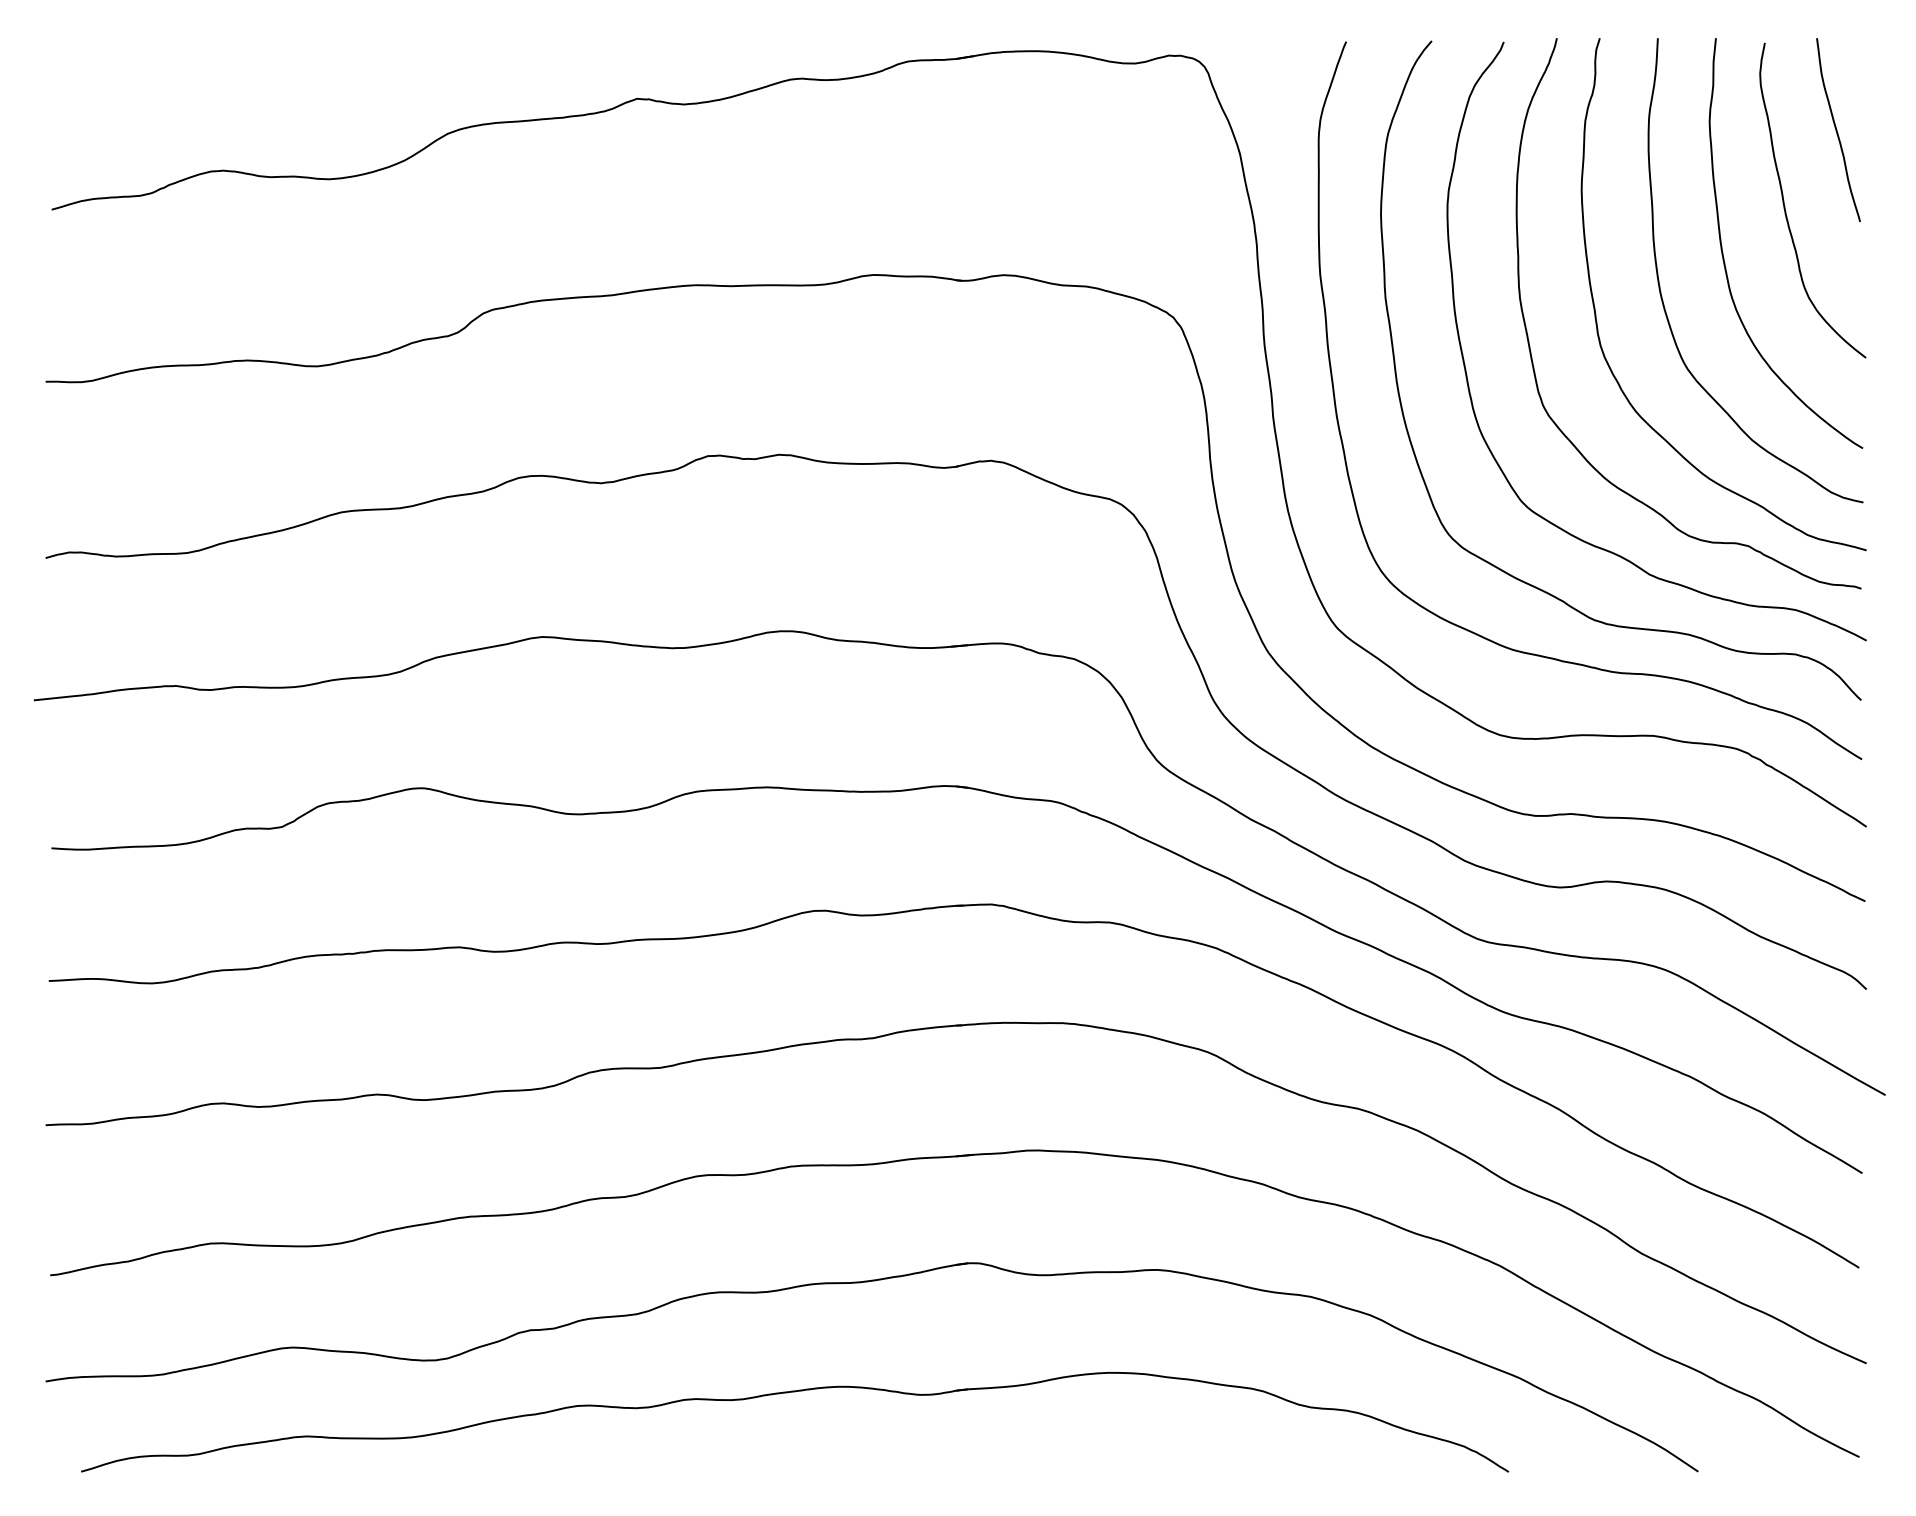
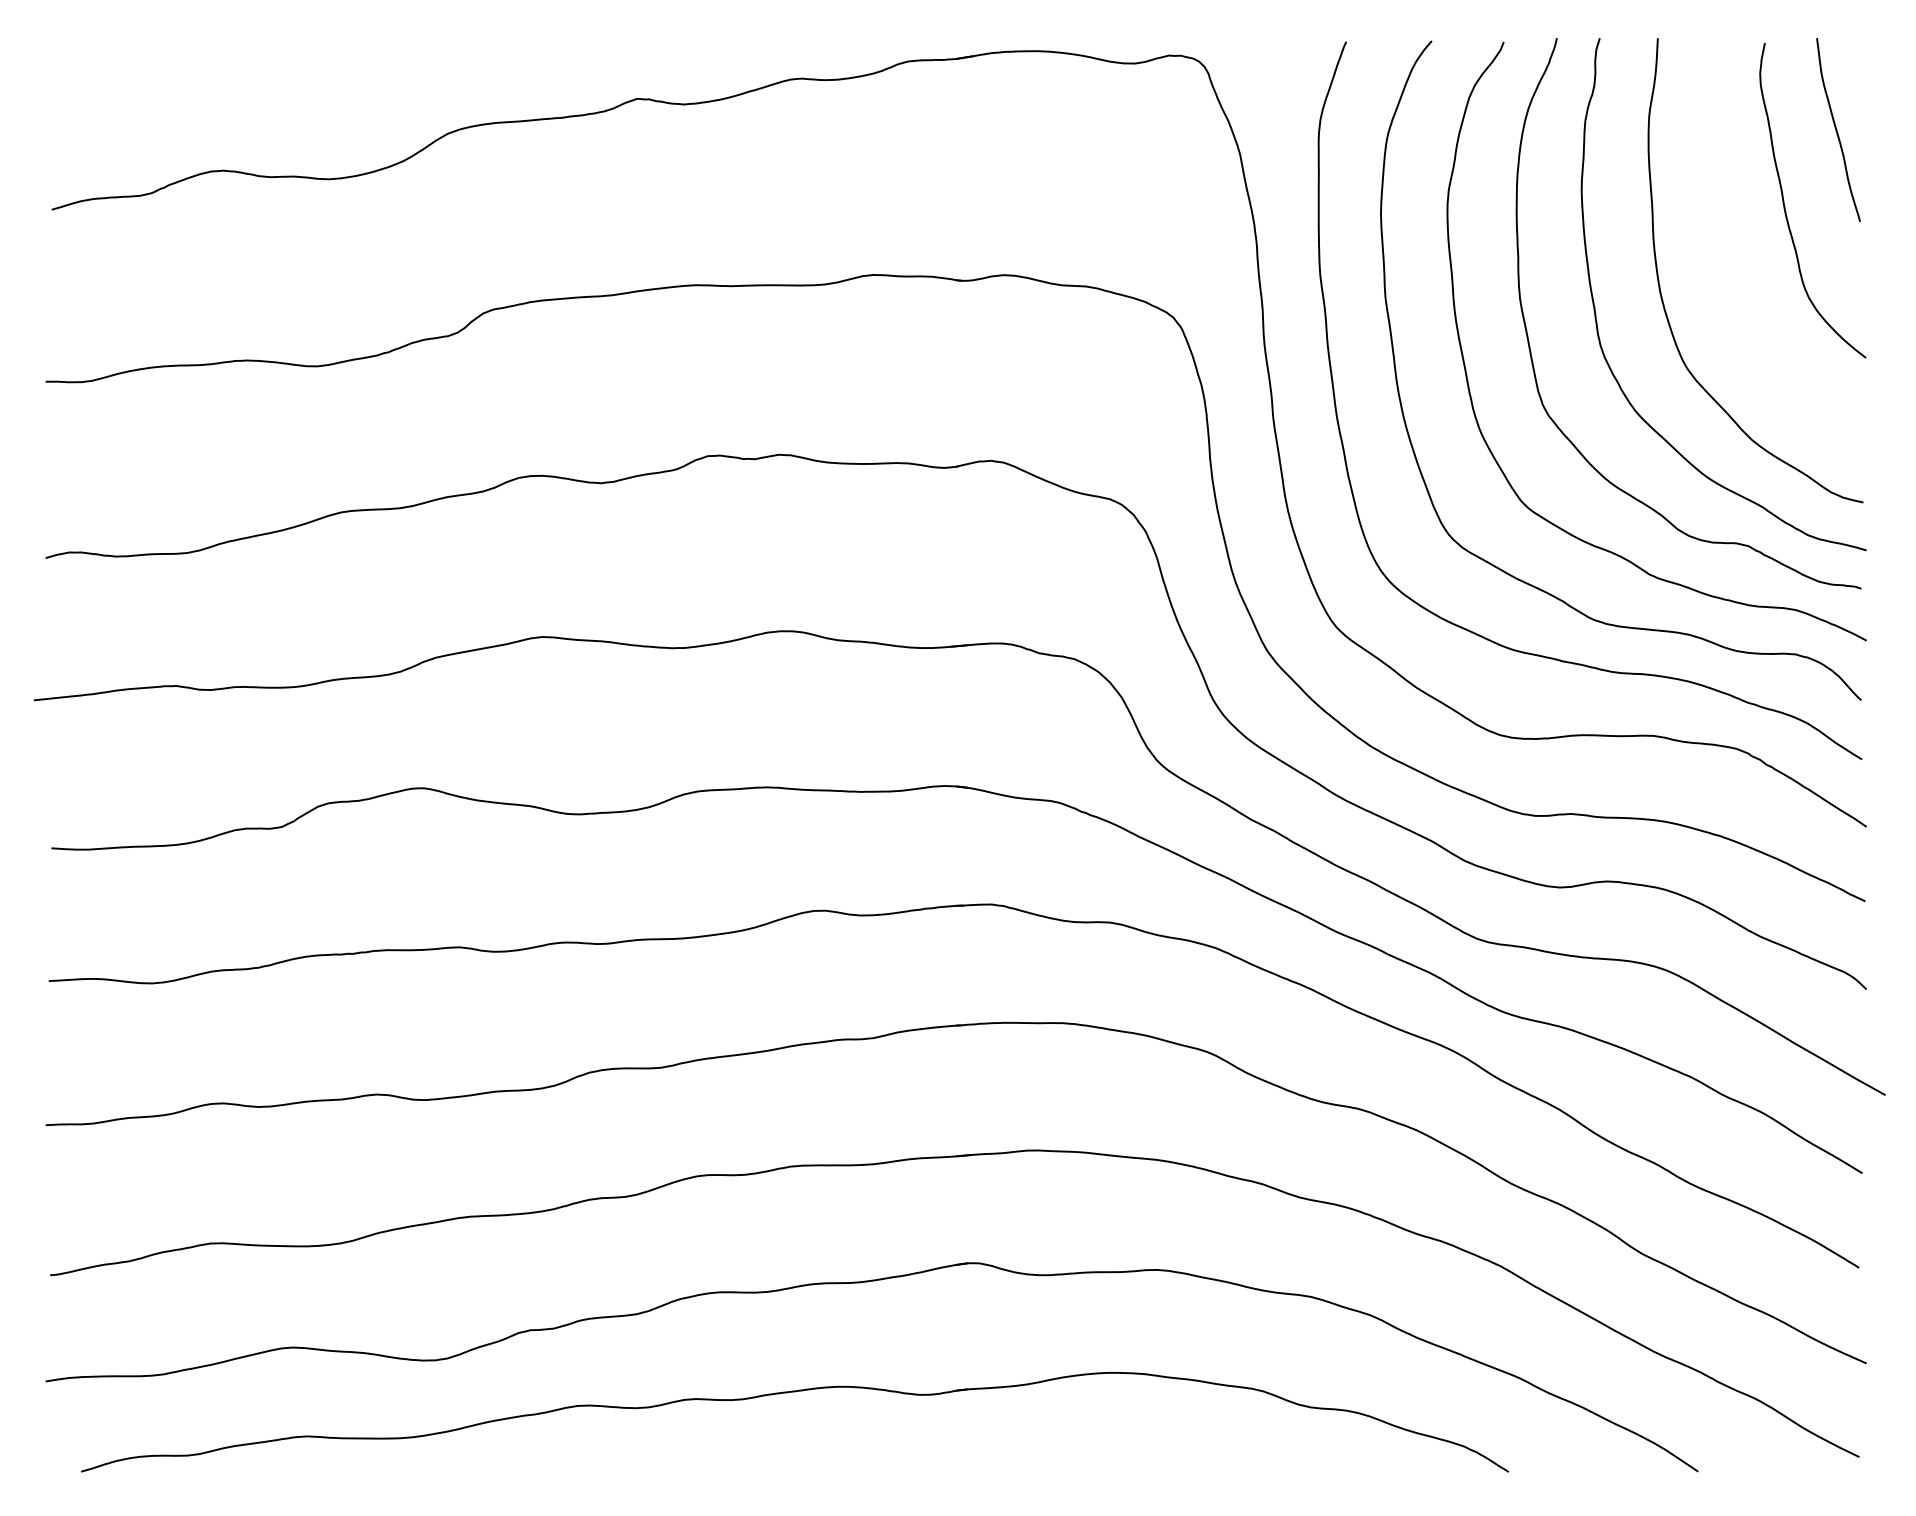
curve: present -> none (1724, 257)
